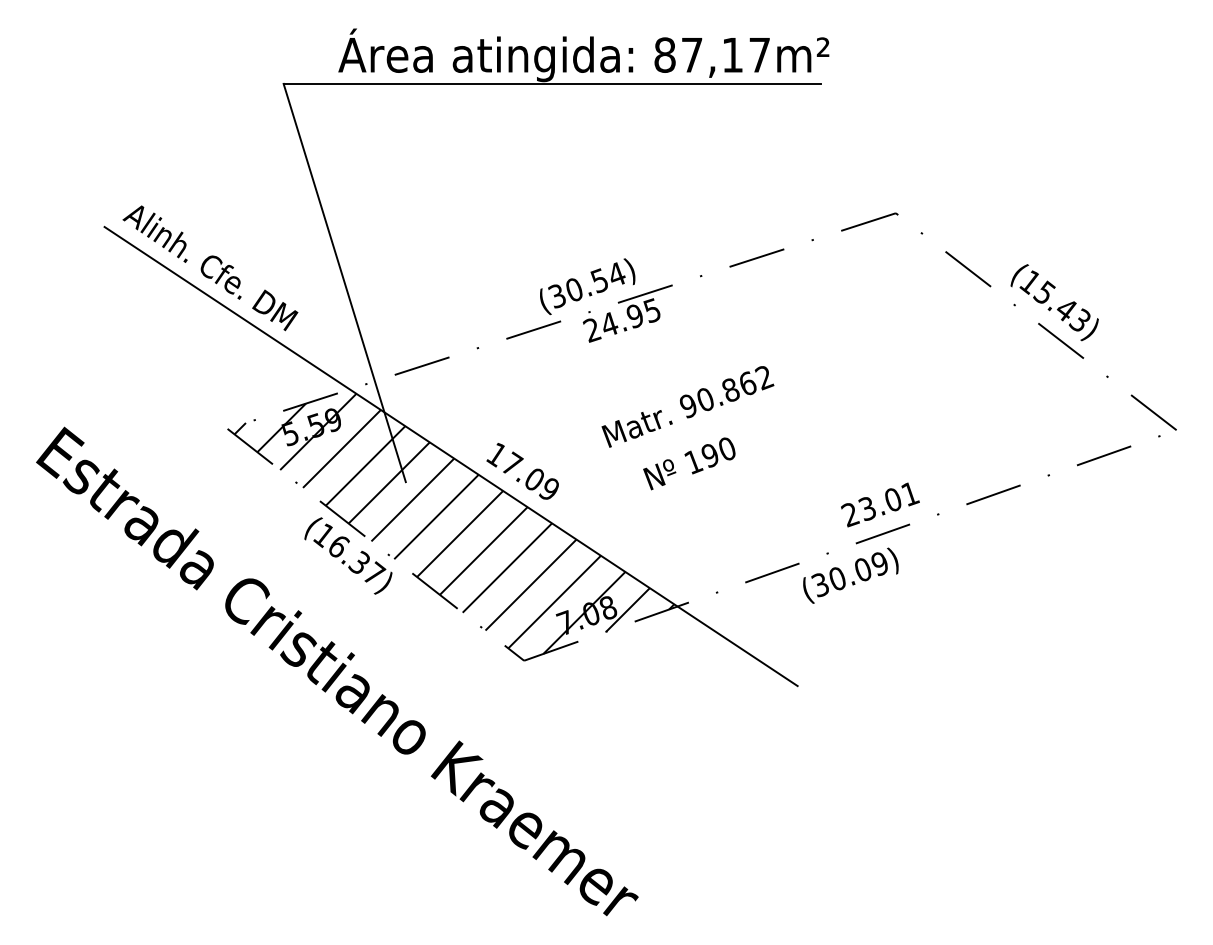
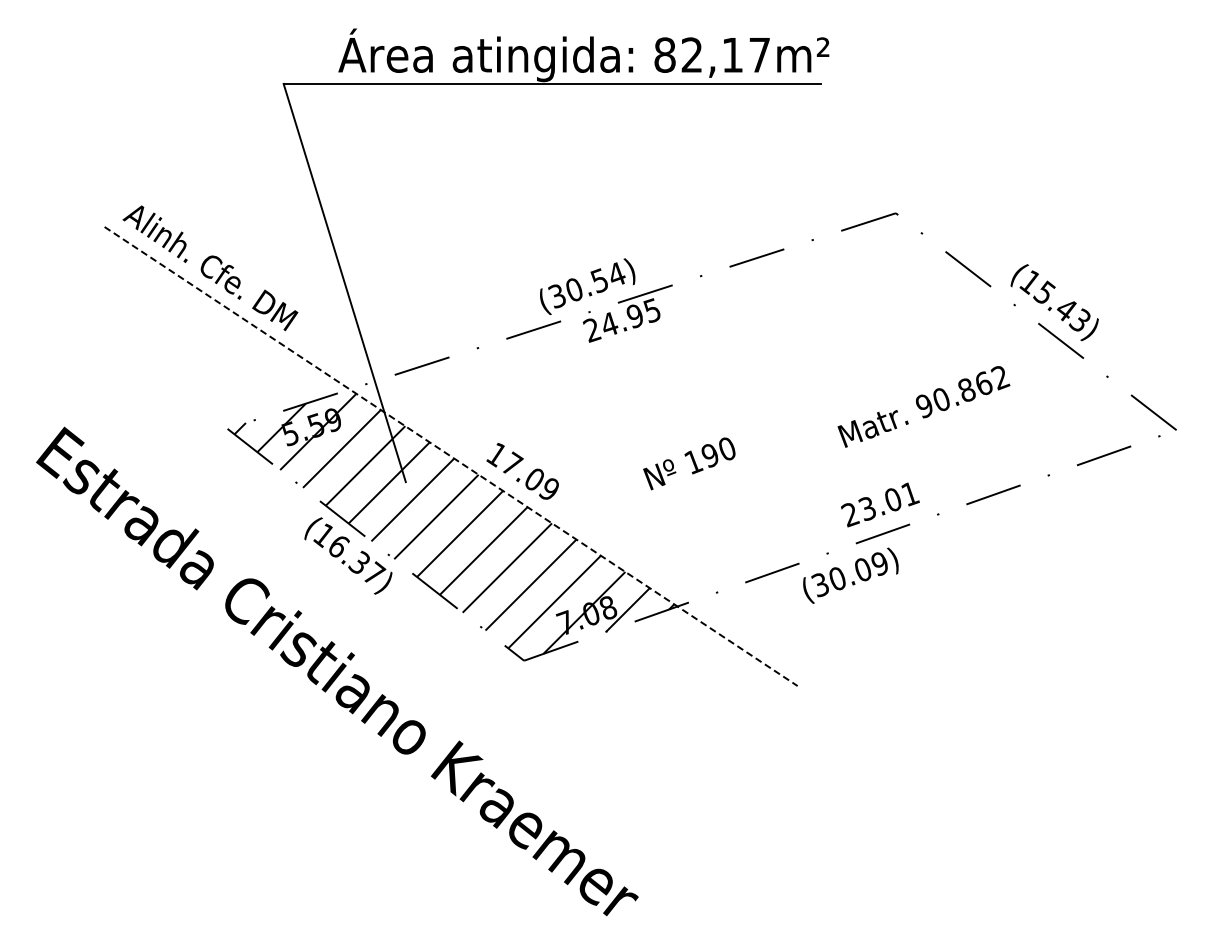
text: 87,17m² -> 82,17m² (691, 54)
text position: (687, 406) -> (923, 406) (923, 406)
line: solid -> dashed (451, 456)
